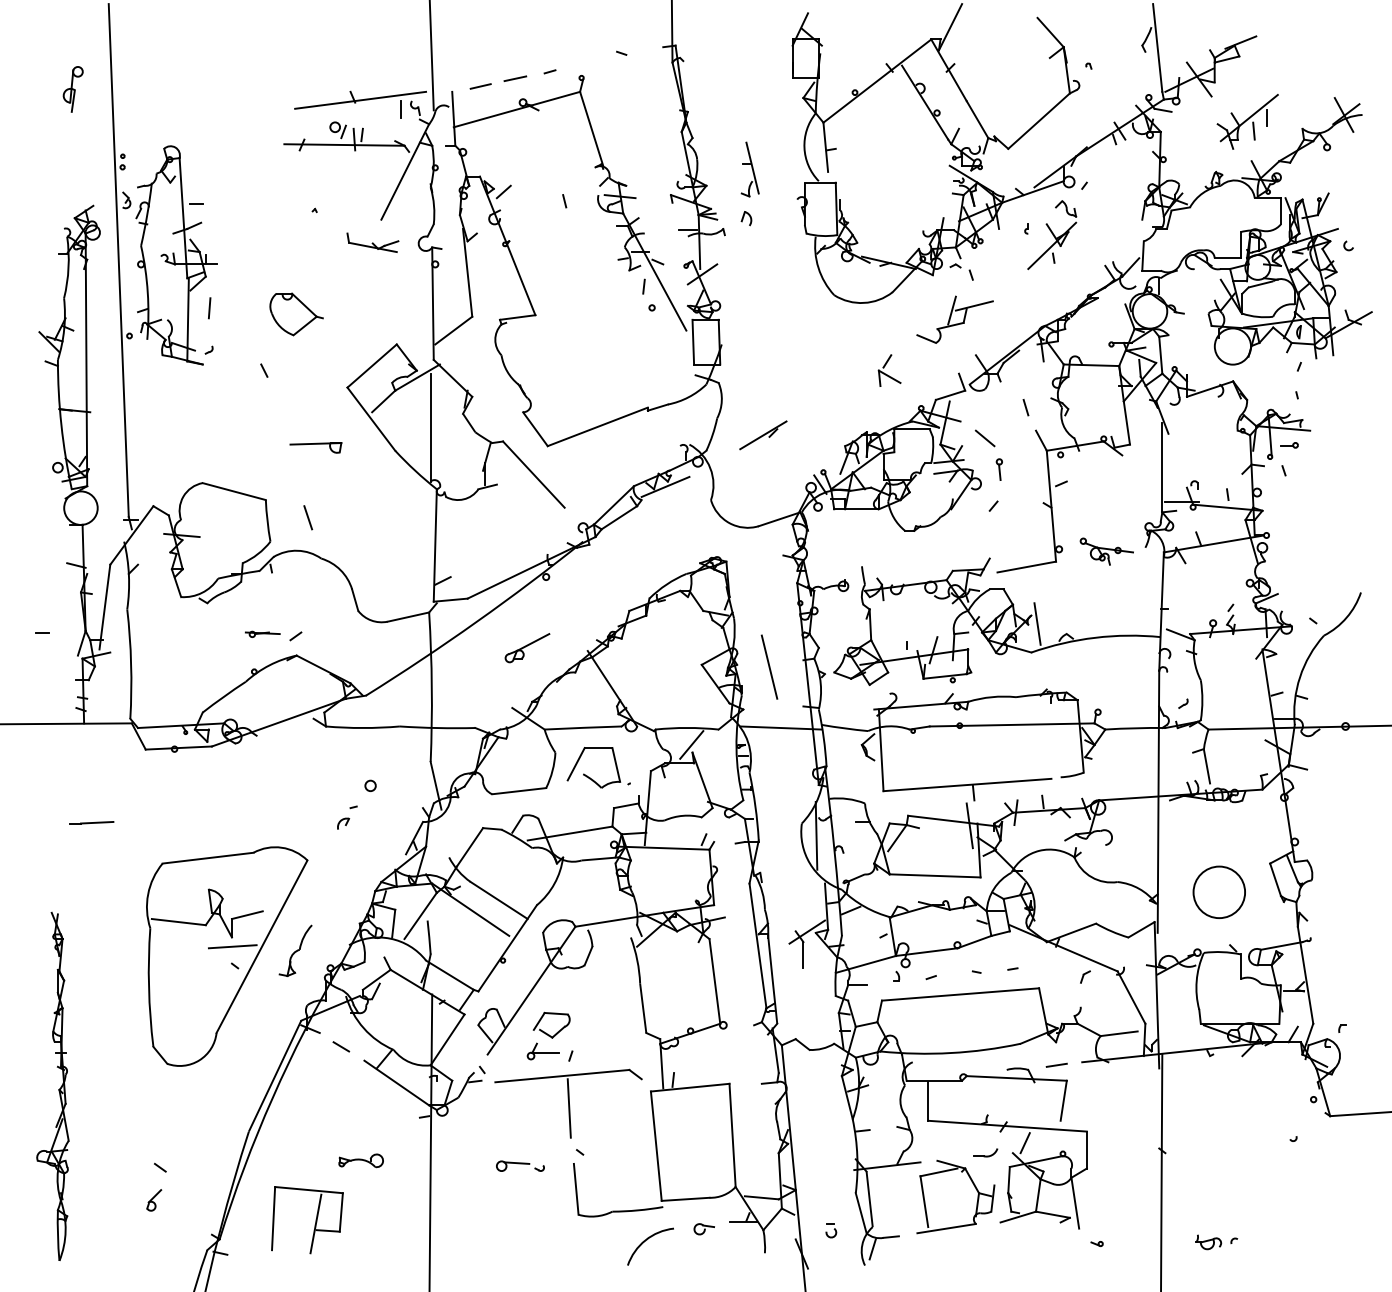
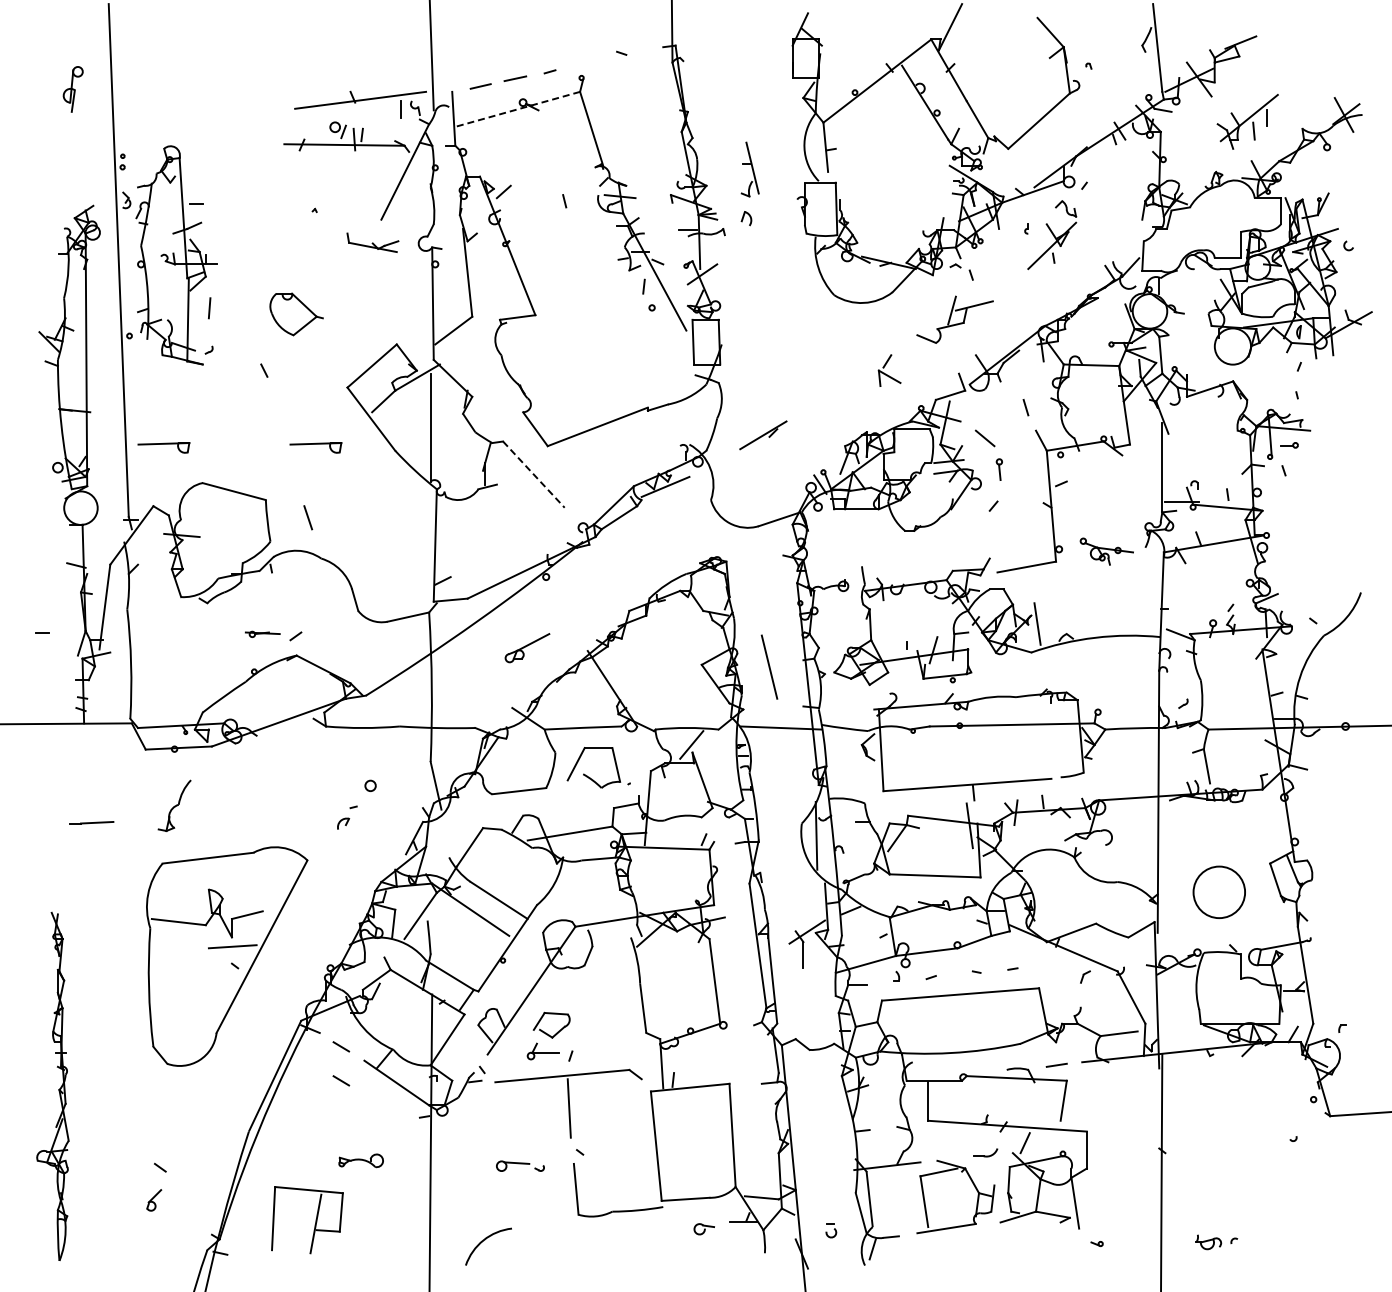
line: solid -> dashed (516, 109)
part: none -> present (163, 447)
line: solid -> dashed (534, 475)
part position: (295, 950) -> (174, 805) (174, 805)
line: none -> present (341, 1080)
arc position: (647, 1240) -> (485, 1240) (485, 1240)
